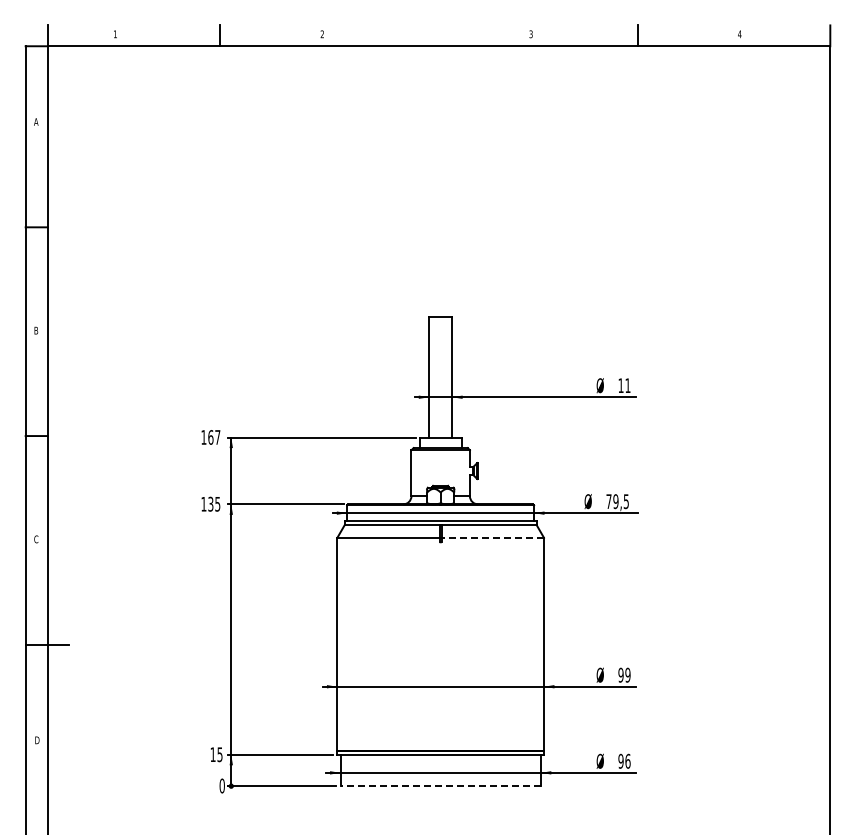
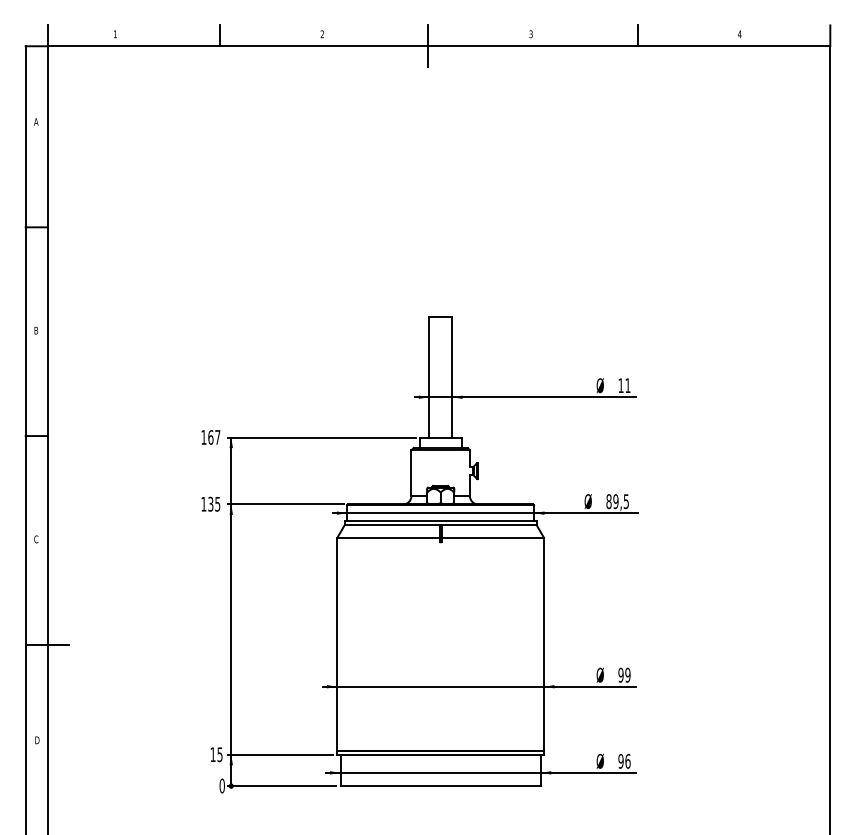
line: none -> present (427, 45)
text: 79,5 -> 89,5 (608, 501)
line: dashed -> solid (492, 537)
line: dashed -> solid (440, 786)
